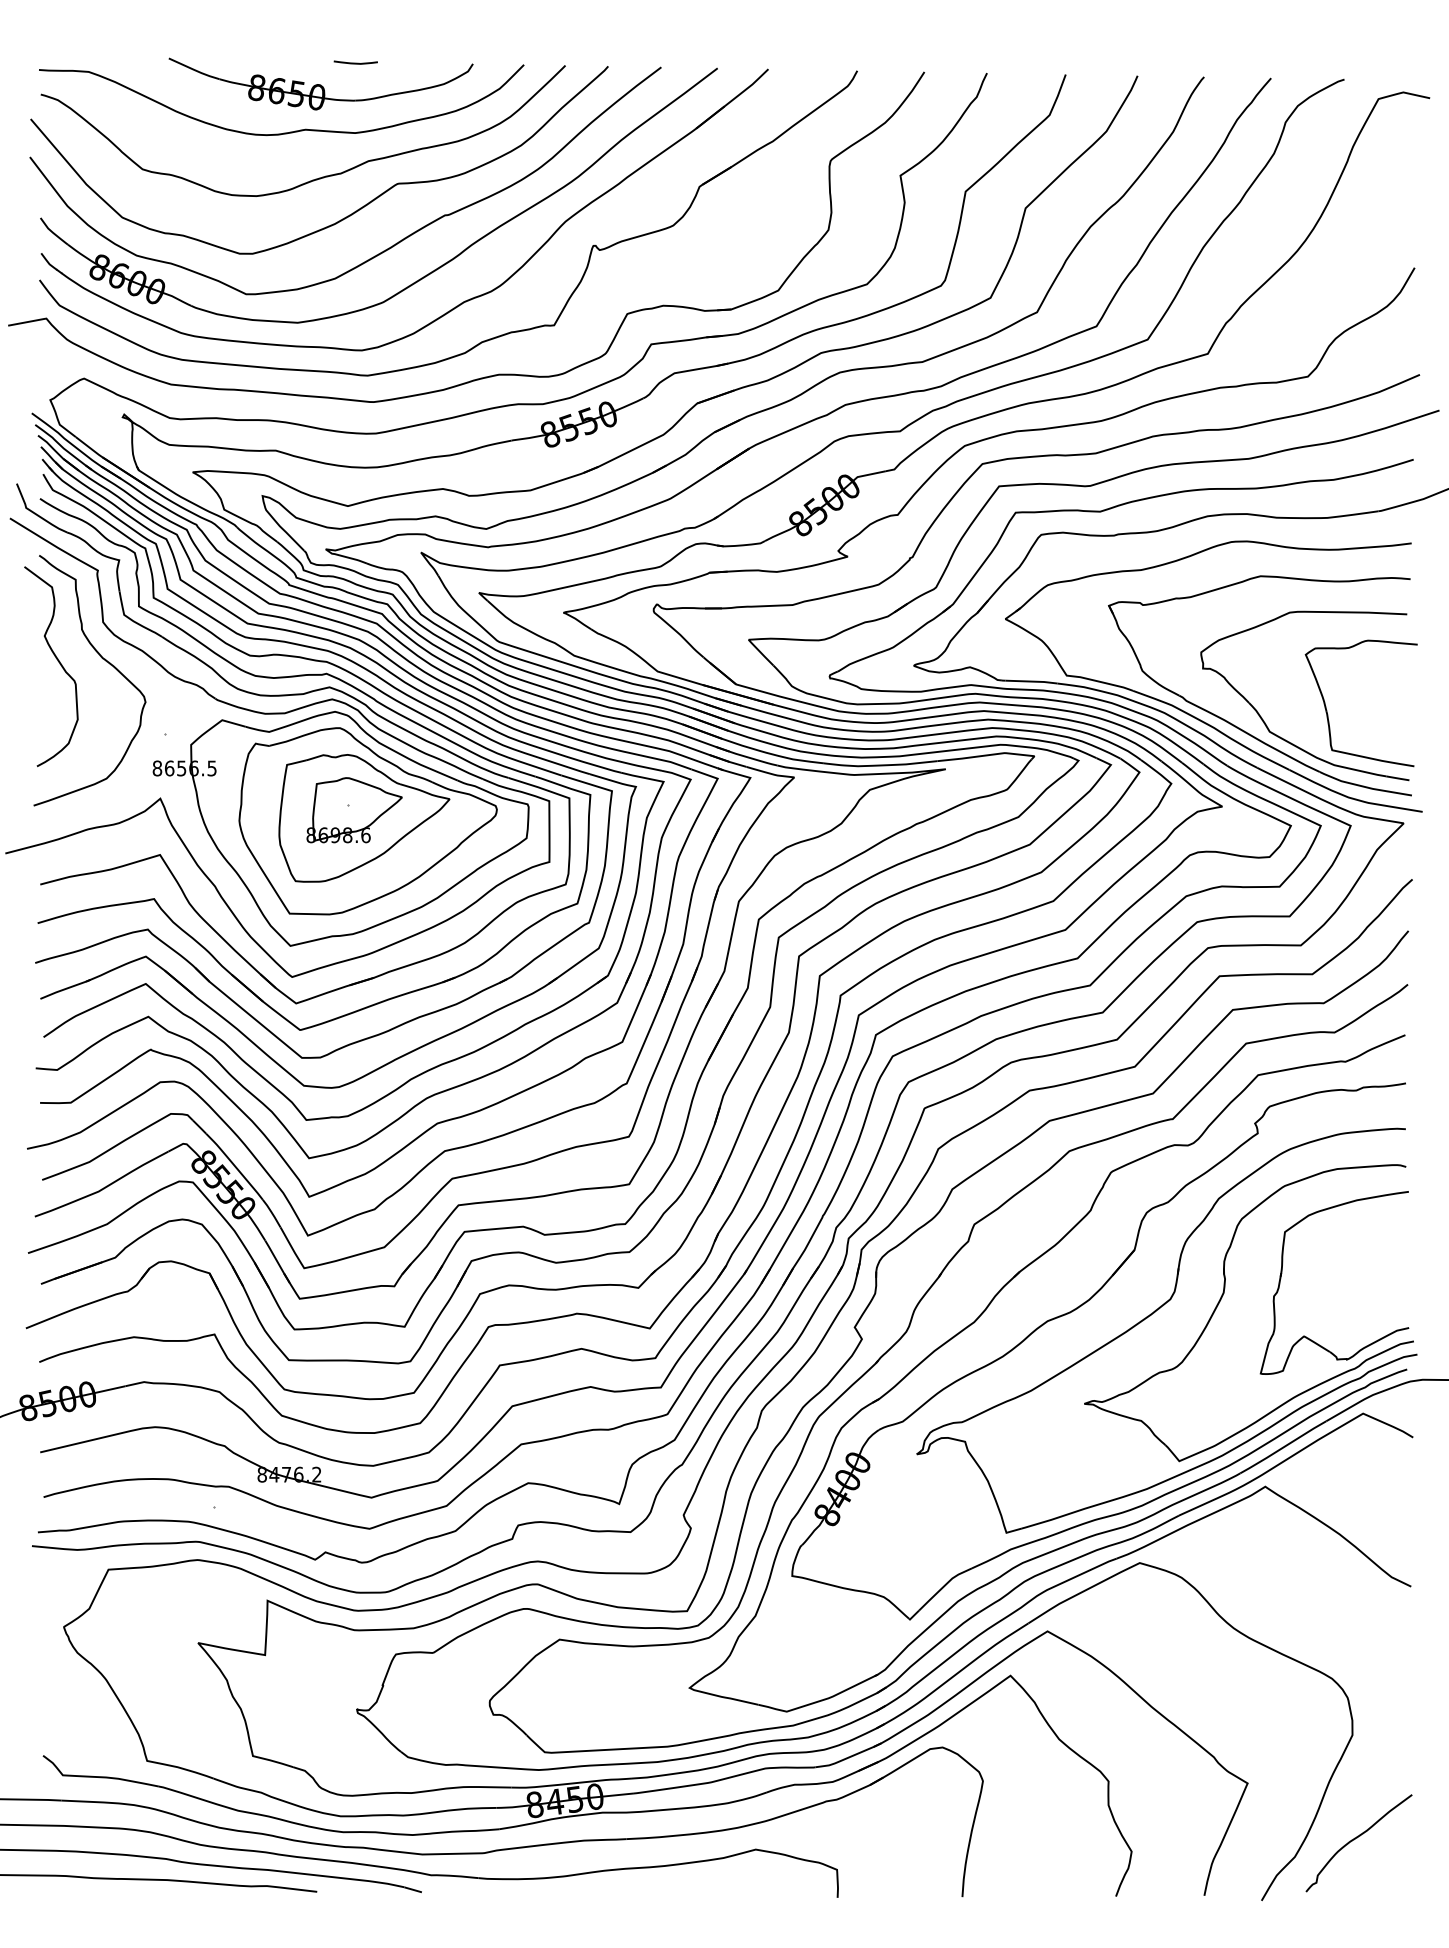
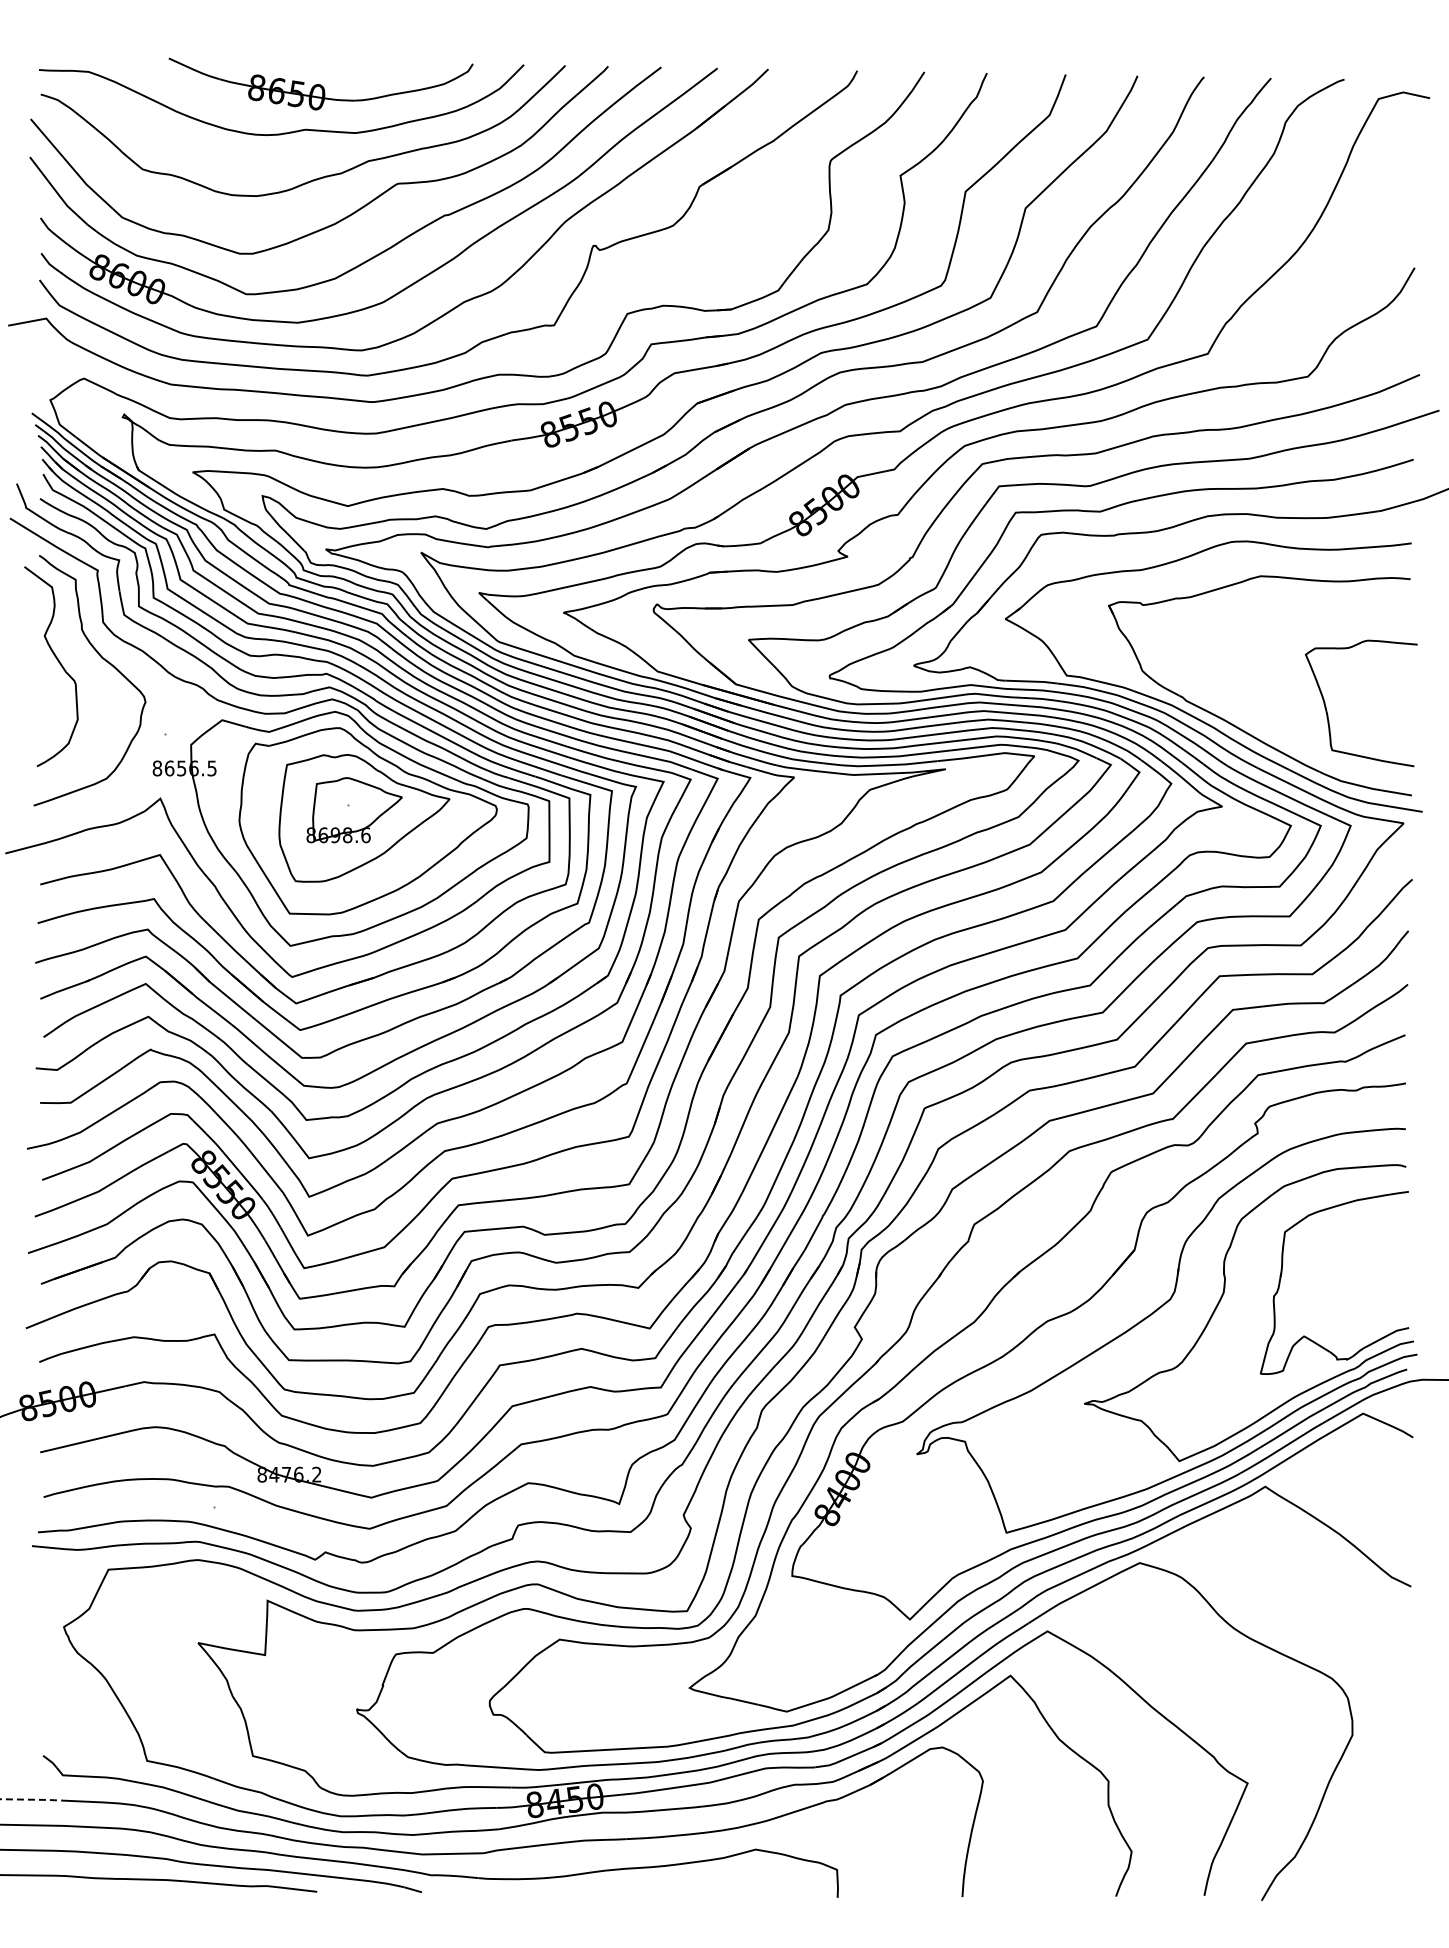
curve: present -> none (355, 62)
part: present -> none (1282, 737)
line: solid -> dashed (32, 1799)
curve: present -> none (1355, 1839)
